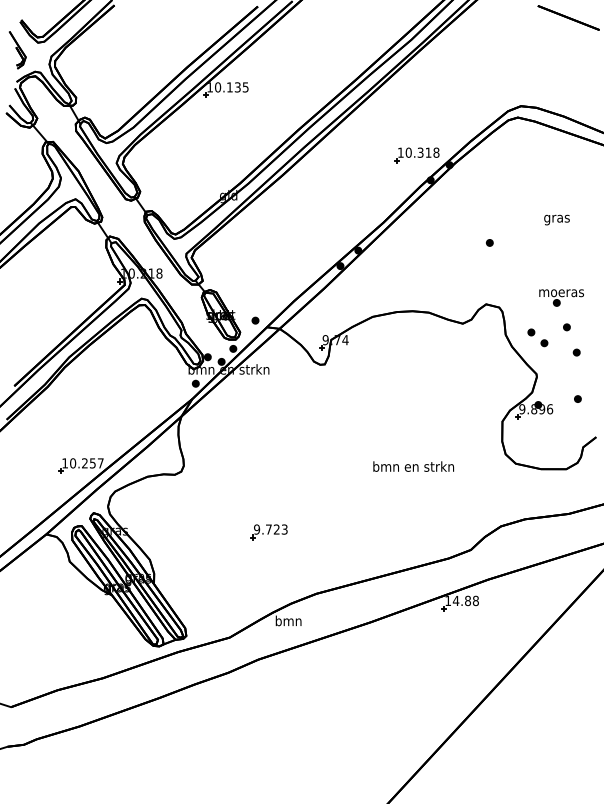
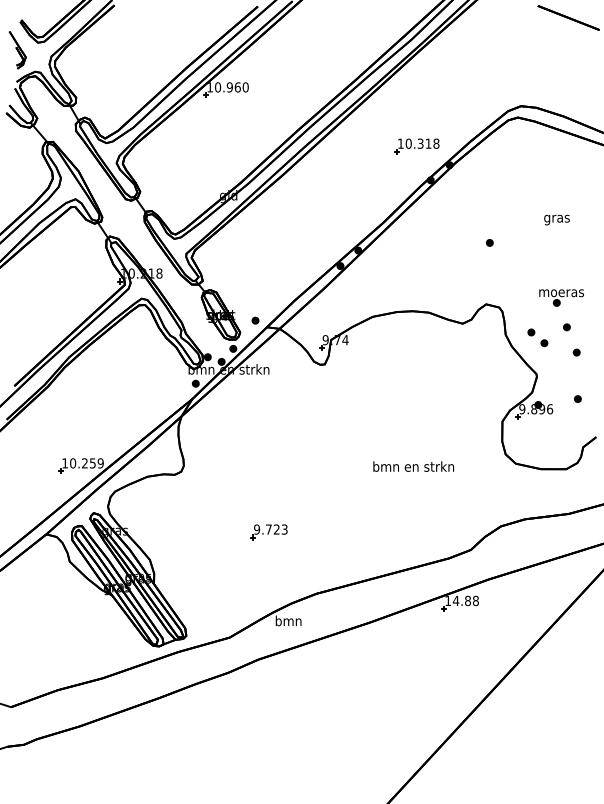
text: 10.135 -> 10.960 (237, 87)
part position: (416, 155) -> (416, 146) (416, 146)
text: 10.257 -> 10.259 (100, 463)
